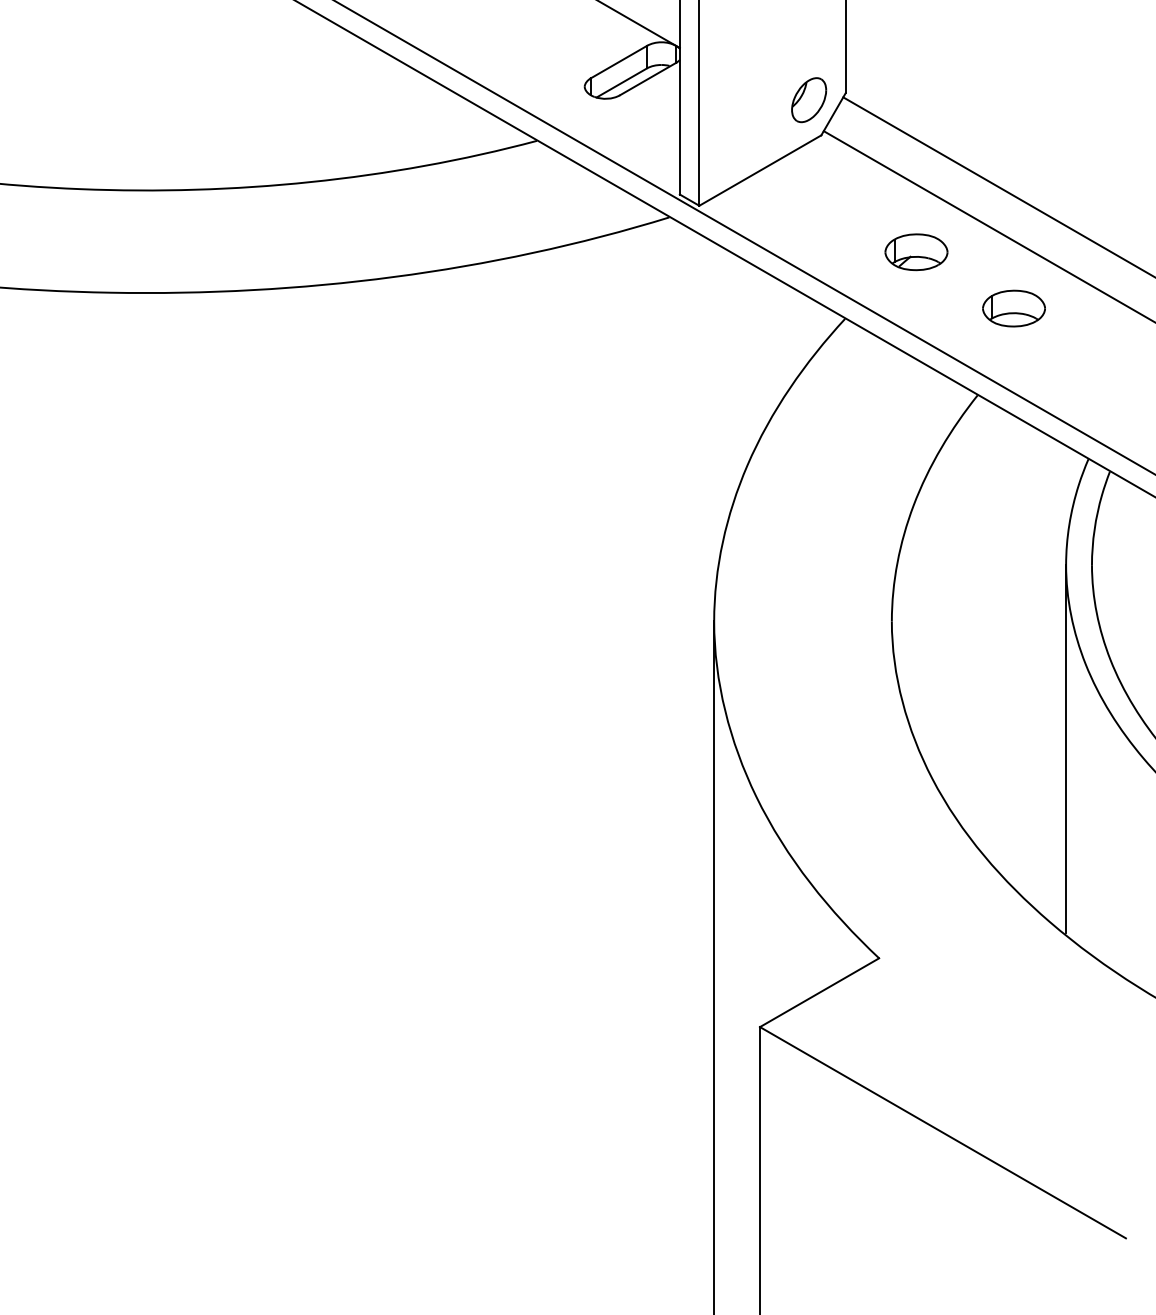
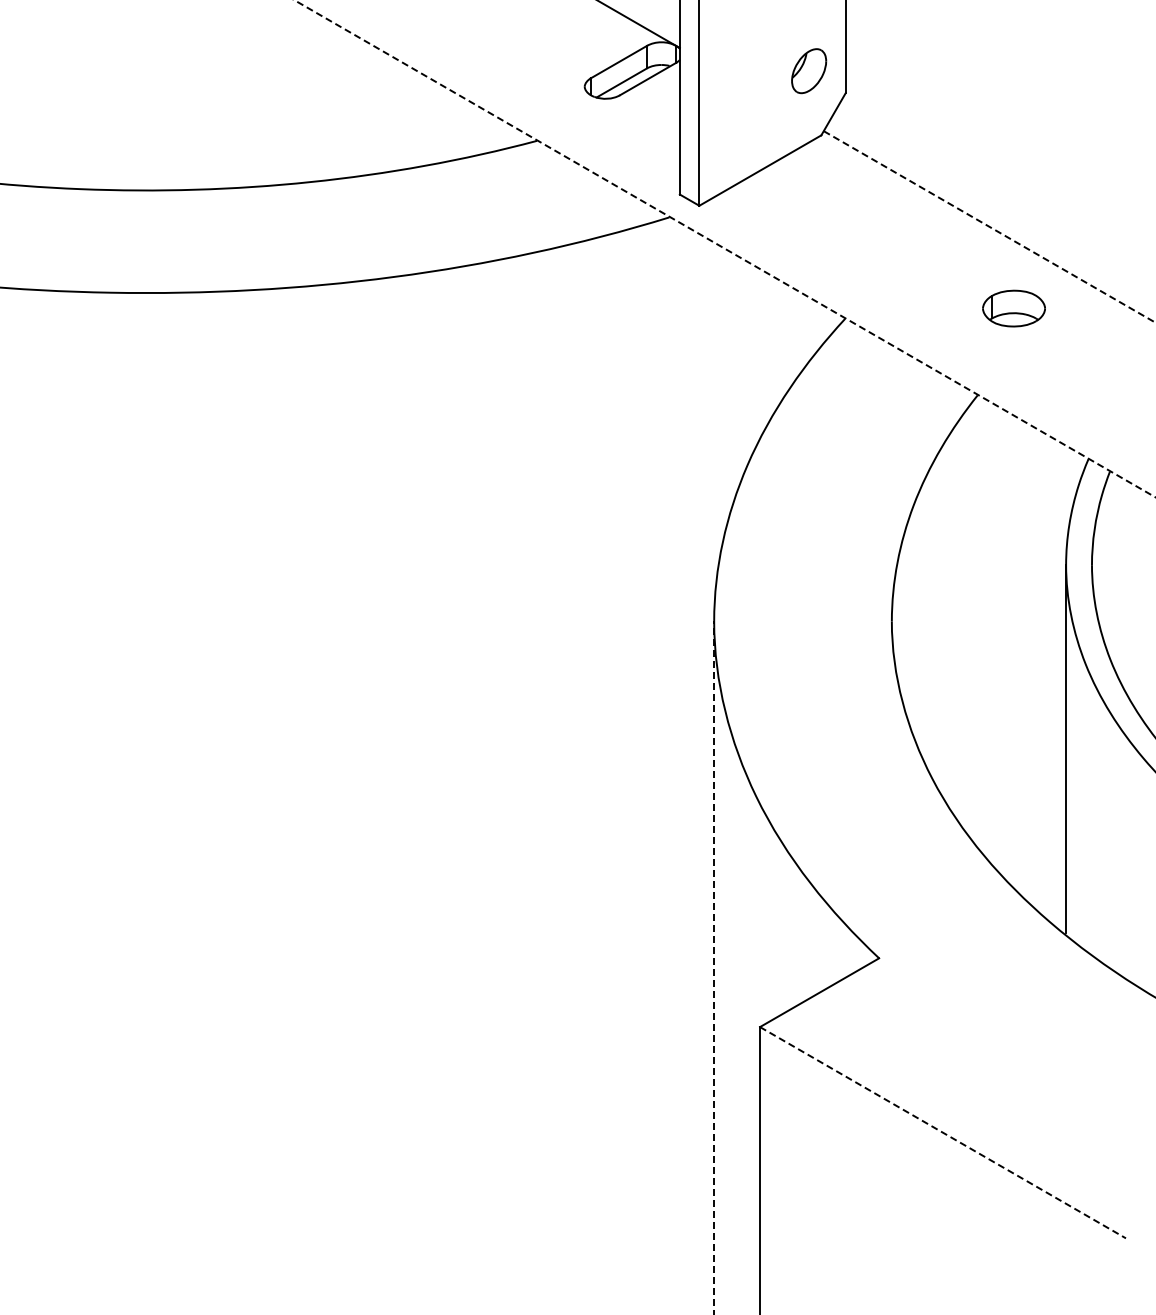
part position: (809, 100) -> (809, 71) (809, 71)
line: present -> none (997, 186)
line: solid -> dashed (990, 227)
line: present -> none (744, 237)
line: solid -> dashed (725, 248)
part: present -> none (916, 252)
line: solid -> dashed (714, 967)
line: solid -> dashed (943, 1132)
